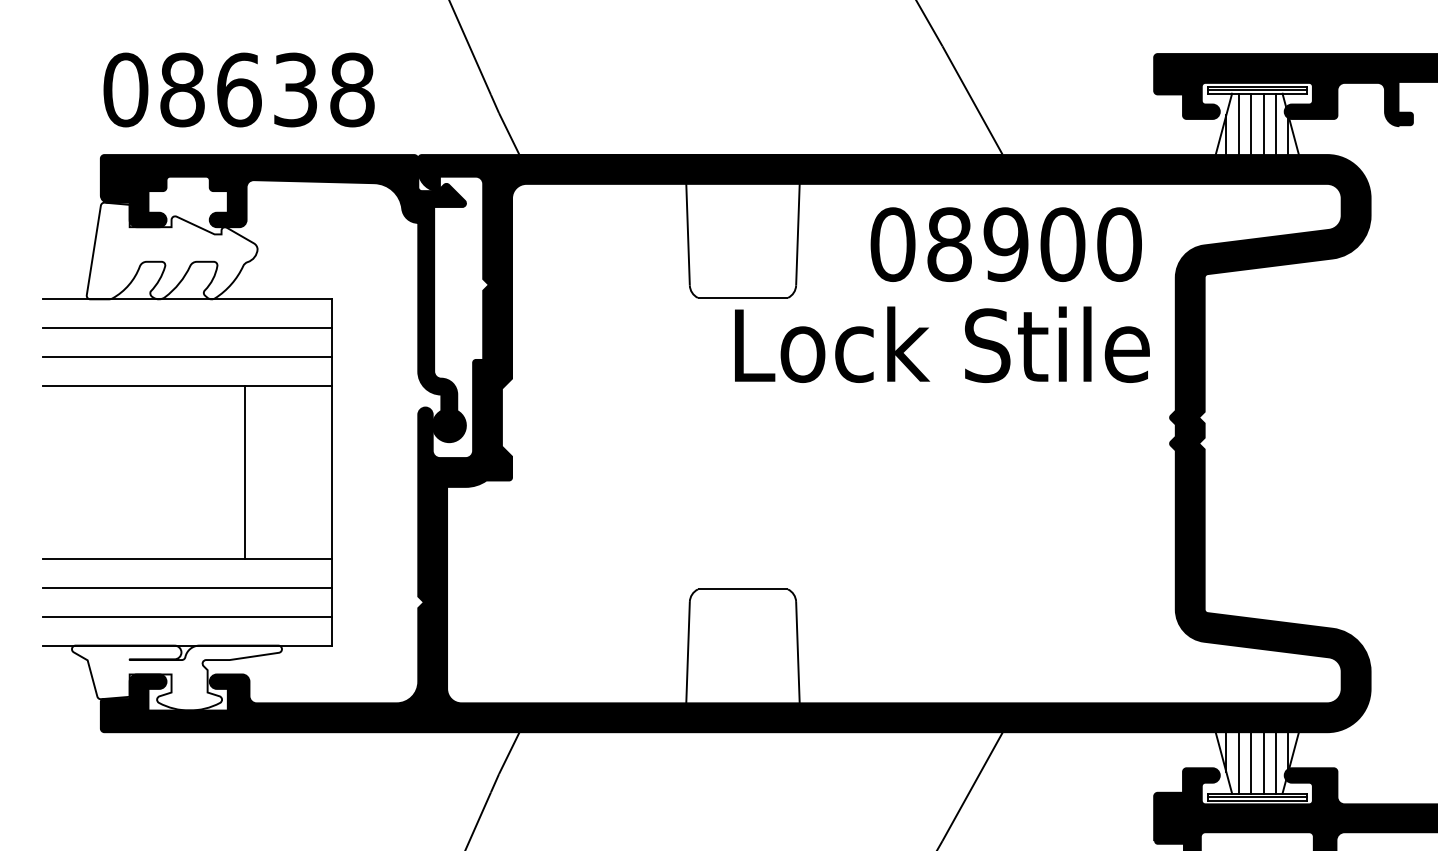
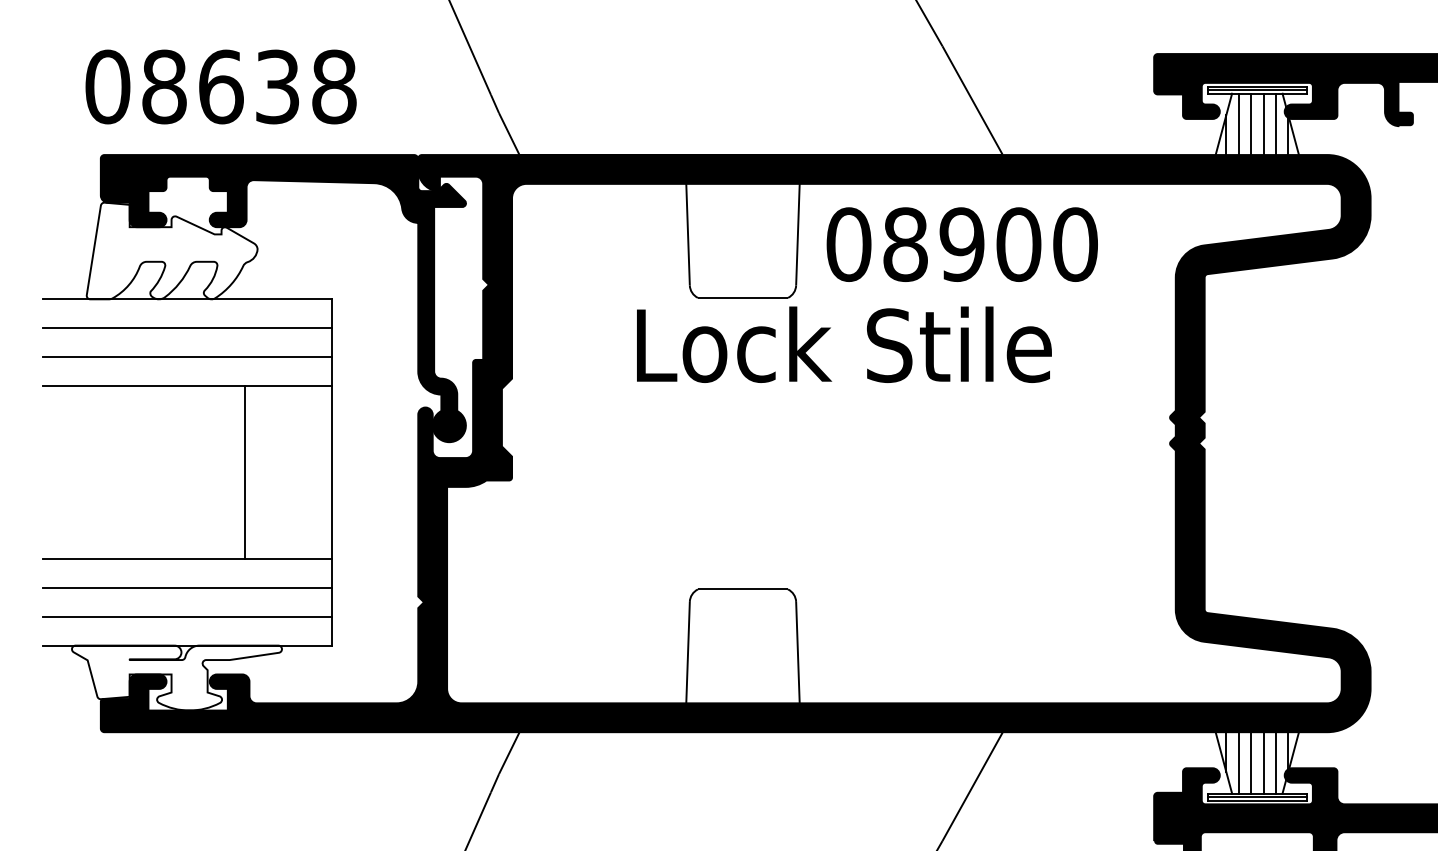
text position: (238, 89) -> (220, 86) (220, 86)
text position: (1005, 244) -> (961, 244) (961, 244)
text position: (942, 344) -> (844, 344) (844, 344)
